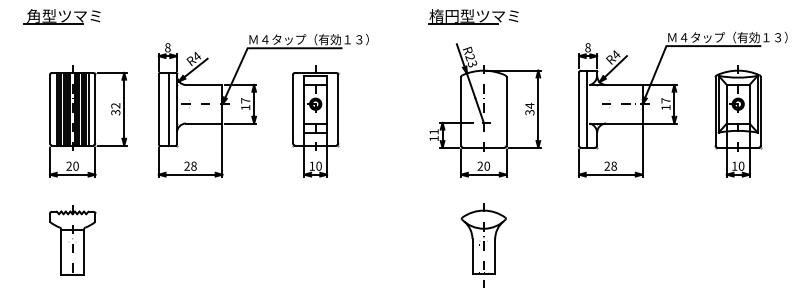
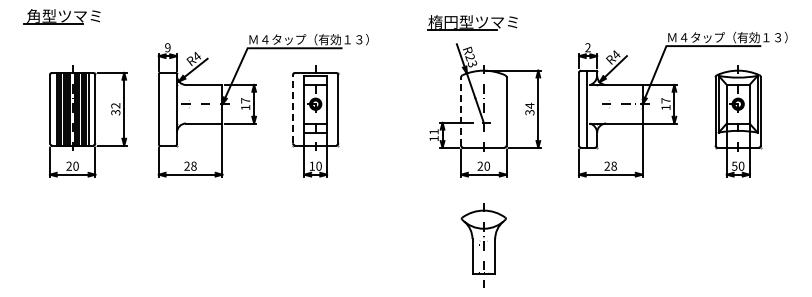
part position: (473, 16) -> (472, 22) (472, 22)
text: 8 -> 9 (167, 47)
text: 8 -> 2 (587, 47)
line: present -> none (169, 108)
line: solid -> dashed (293, 108)
line: solid -> dashed (461, 110)
text: 10 -> 50 (734, 165)
part: present -> none (72, 240)
